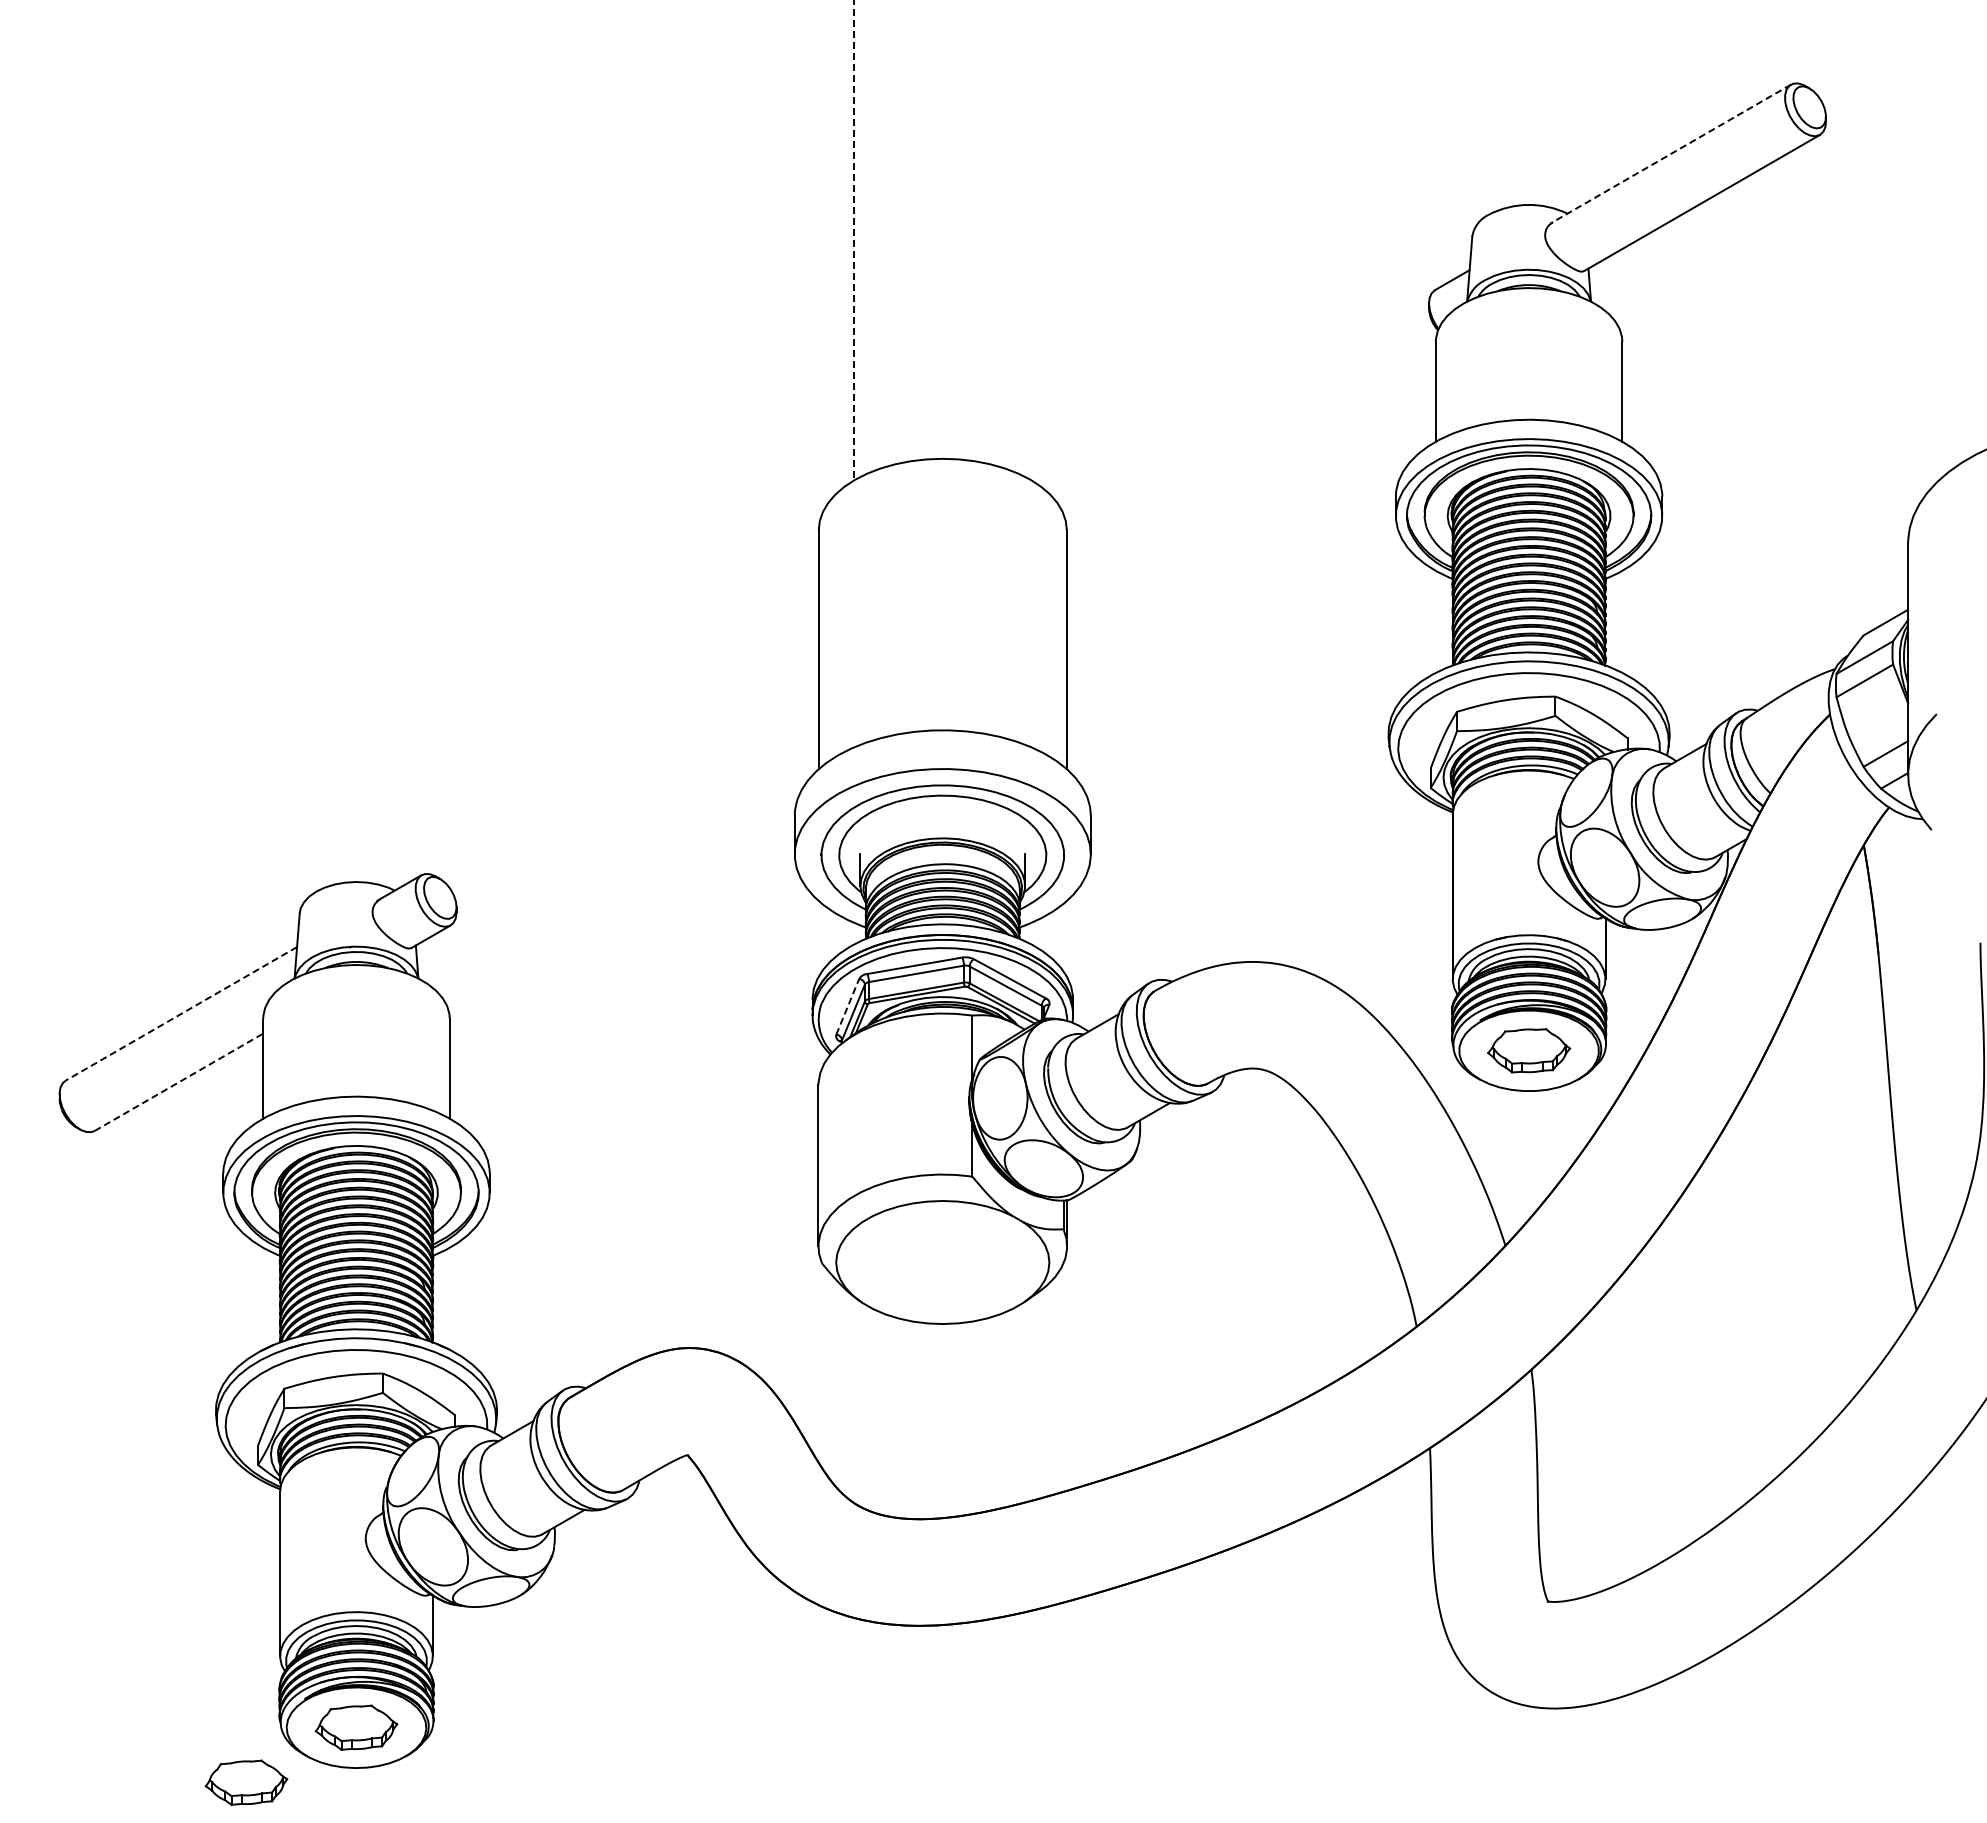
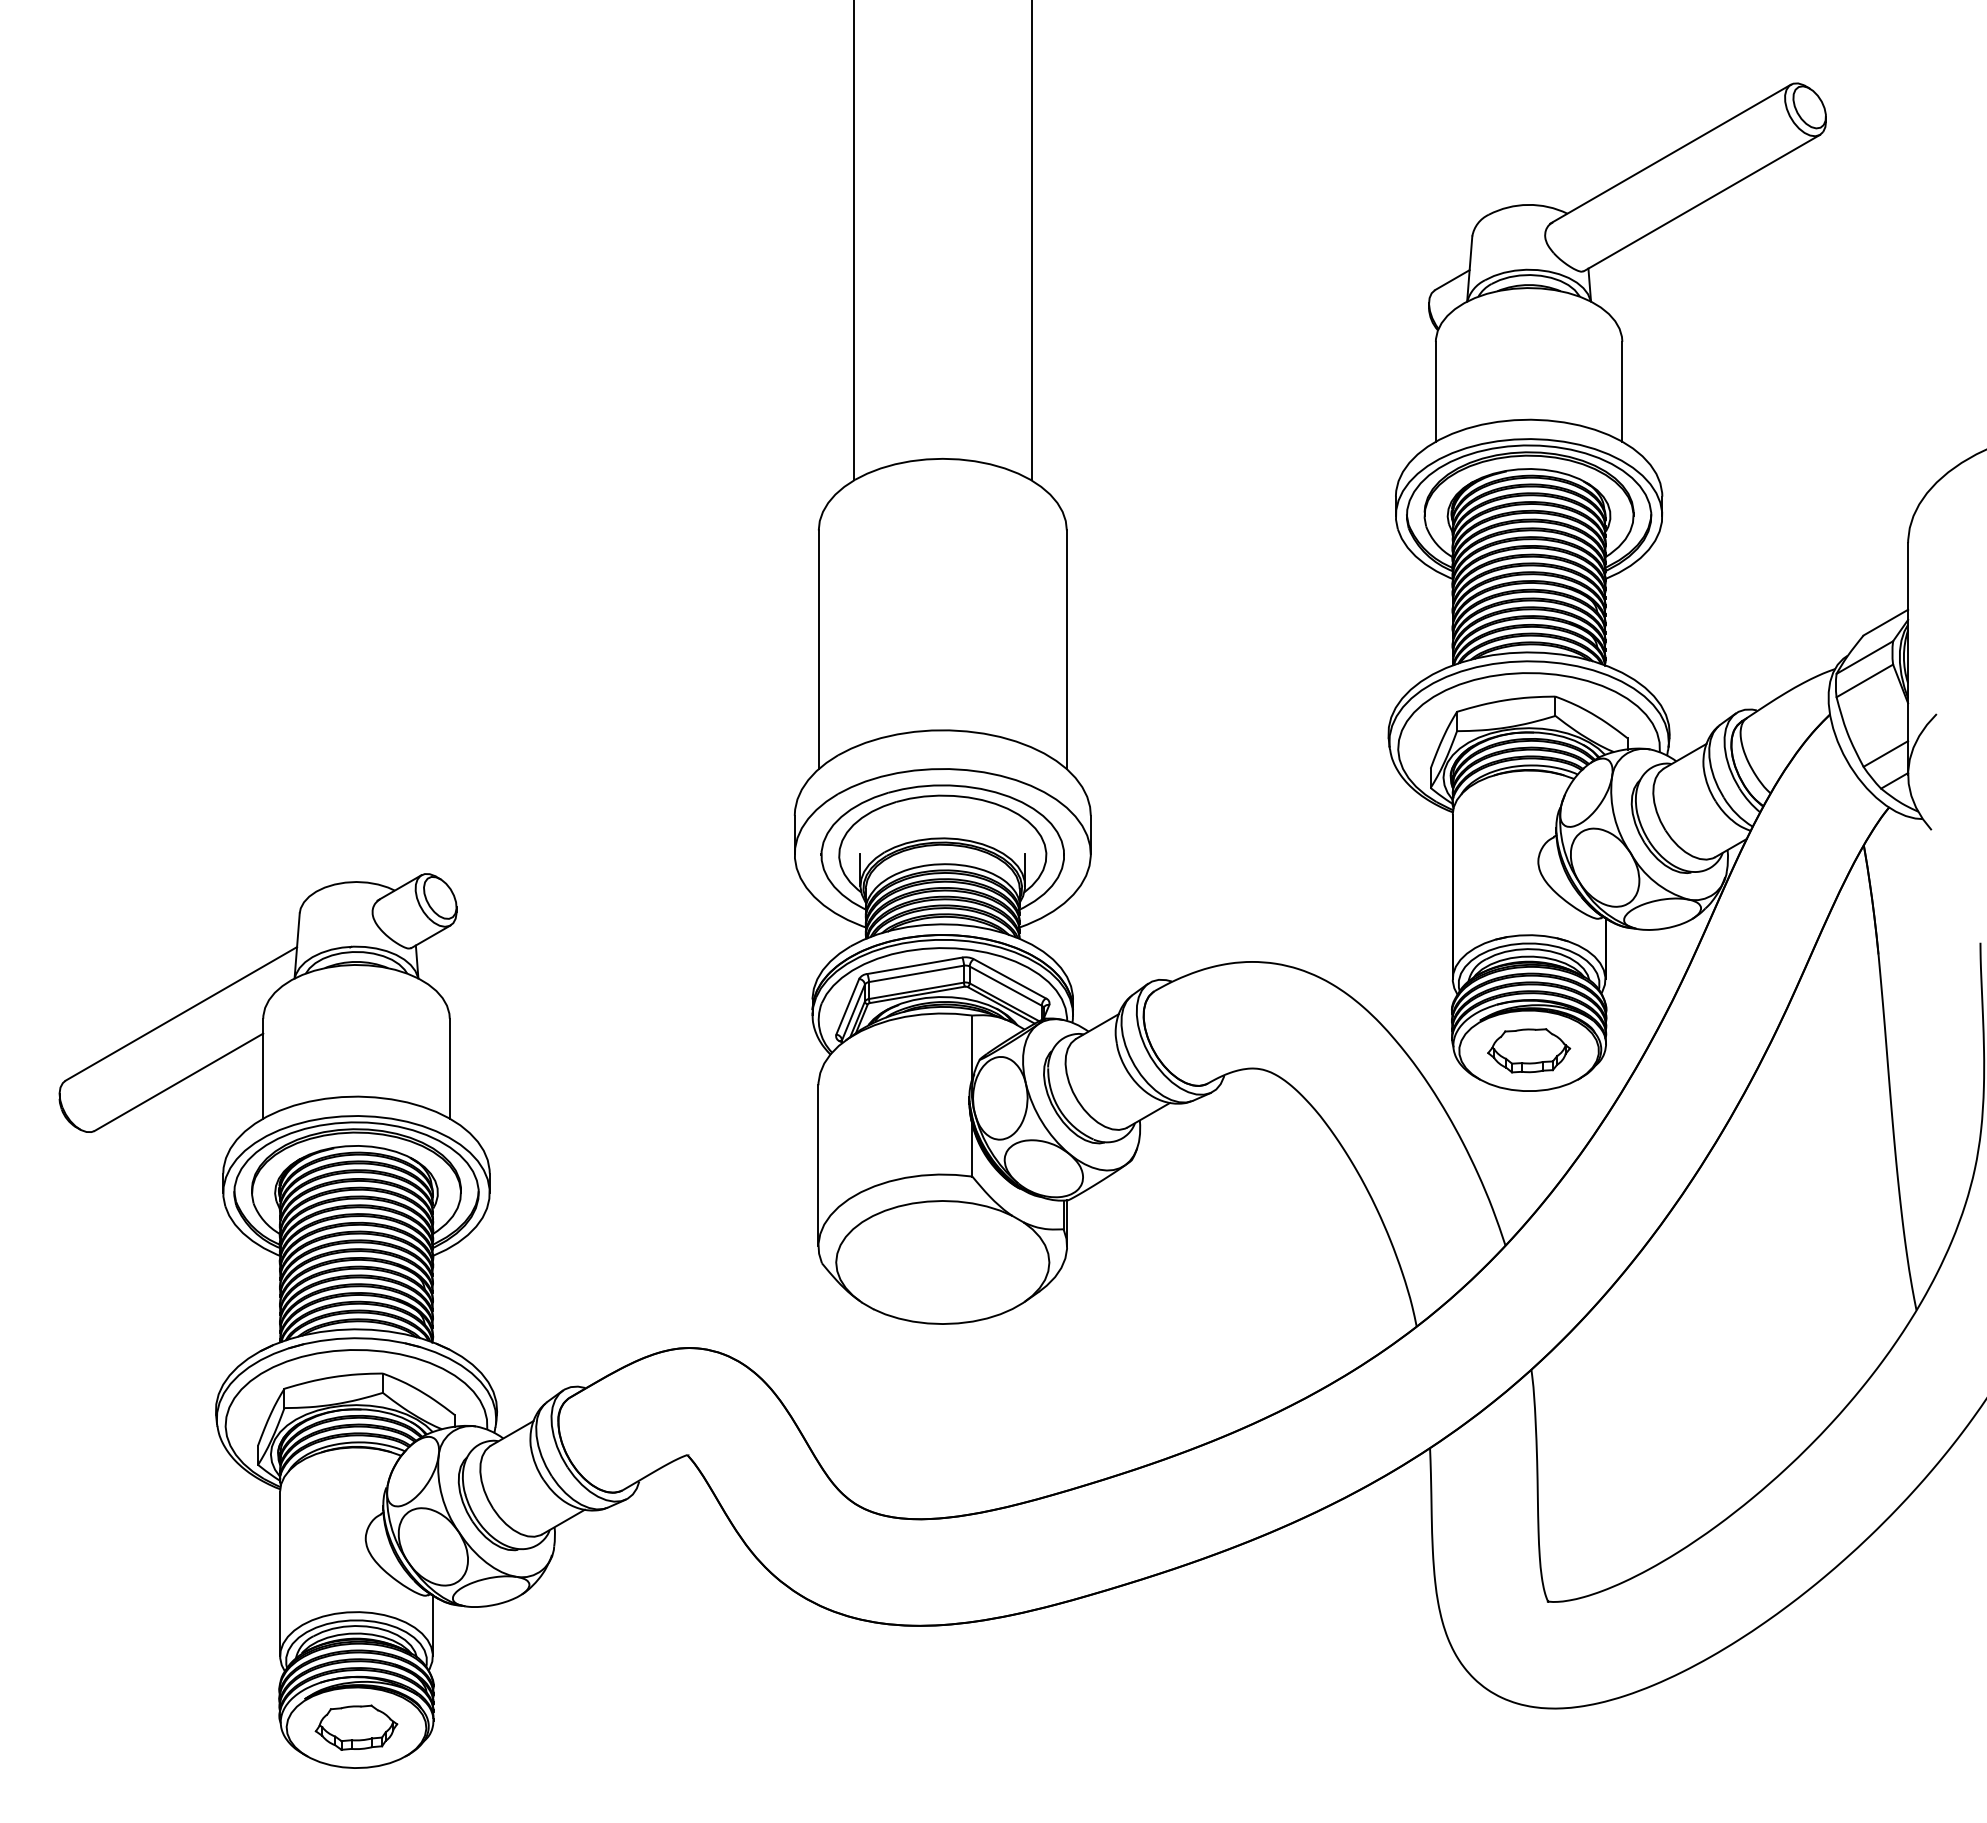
line: dashed -> solid (1670, 154)
line: dashed -> solid (853, 240)
line: none -> present (1031, 241)
line: dashed -> solid (847, 1006)
line: dashed -> solid (181, 1013)
line: dashed -> solid (179, 1082)
part: present -> none (246, 1782)
